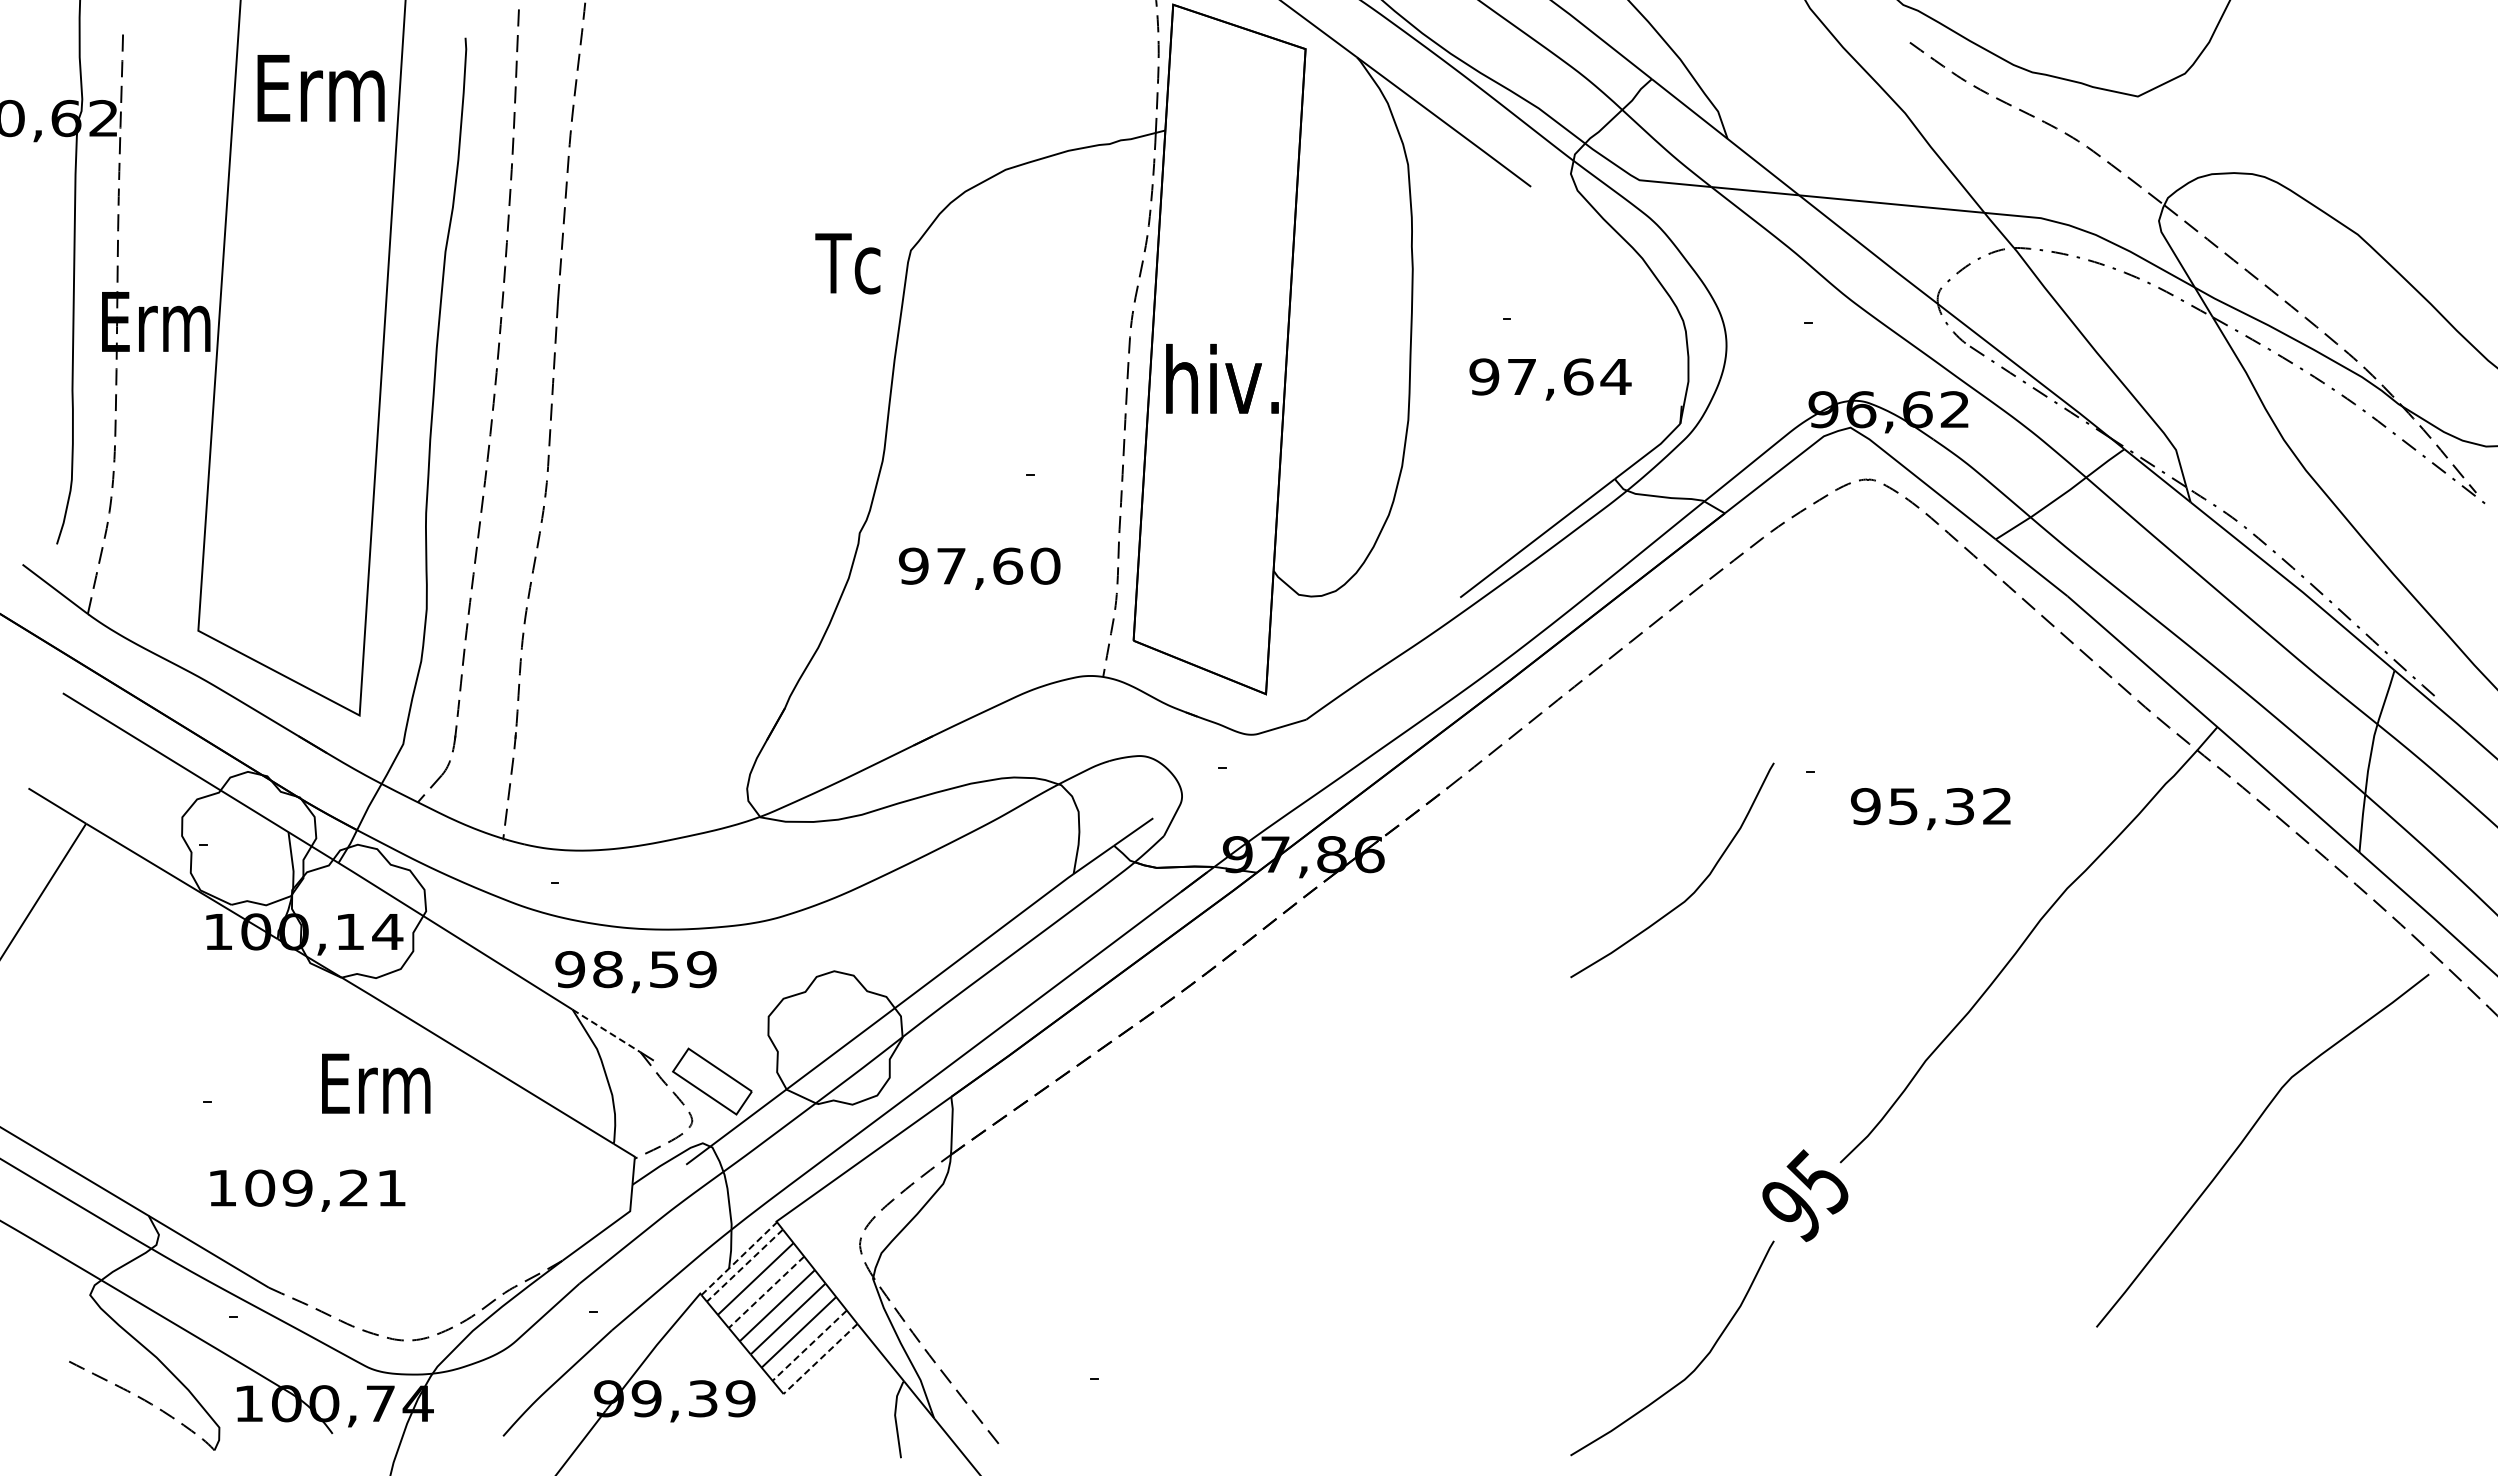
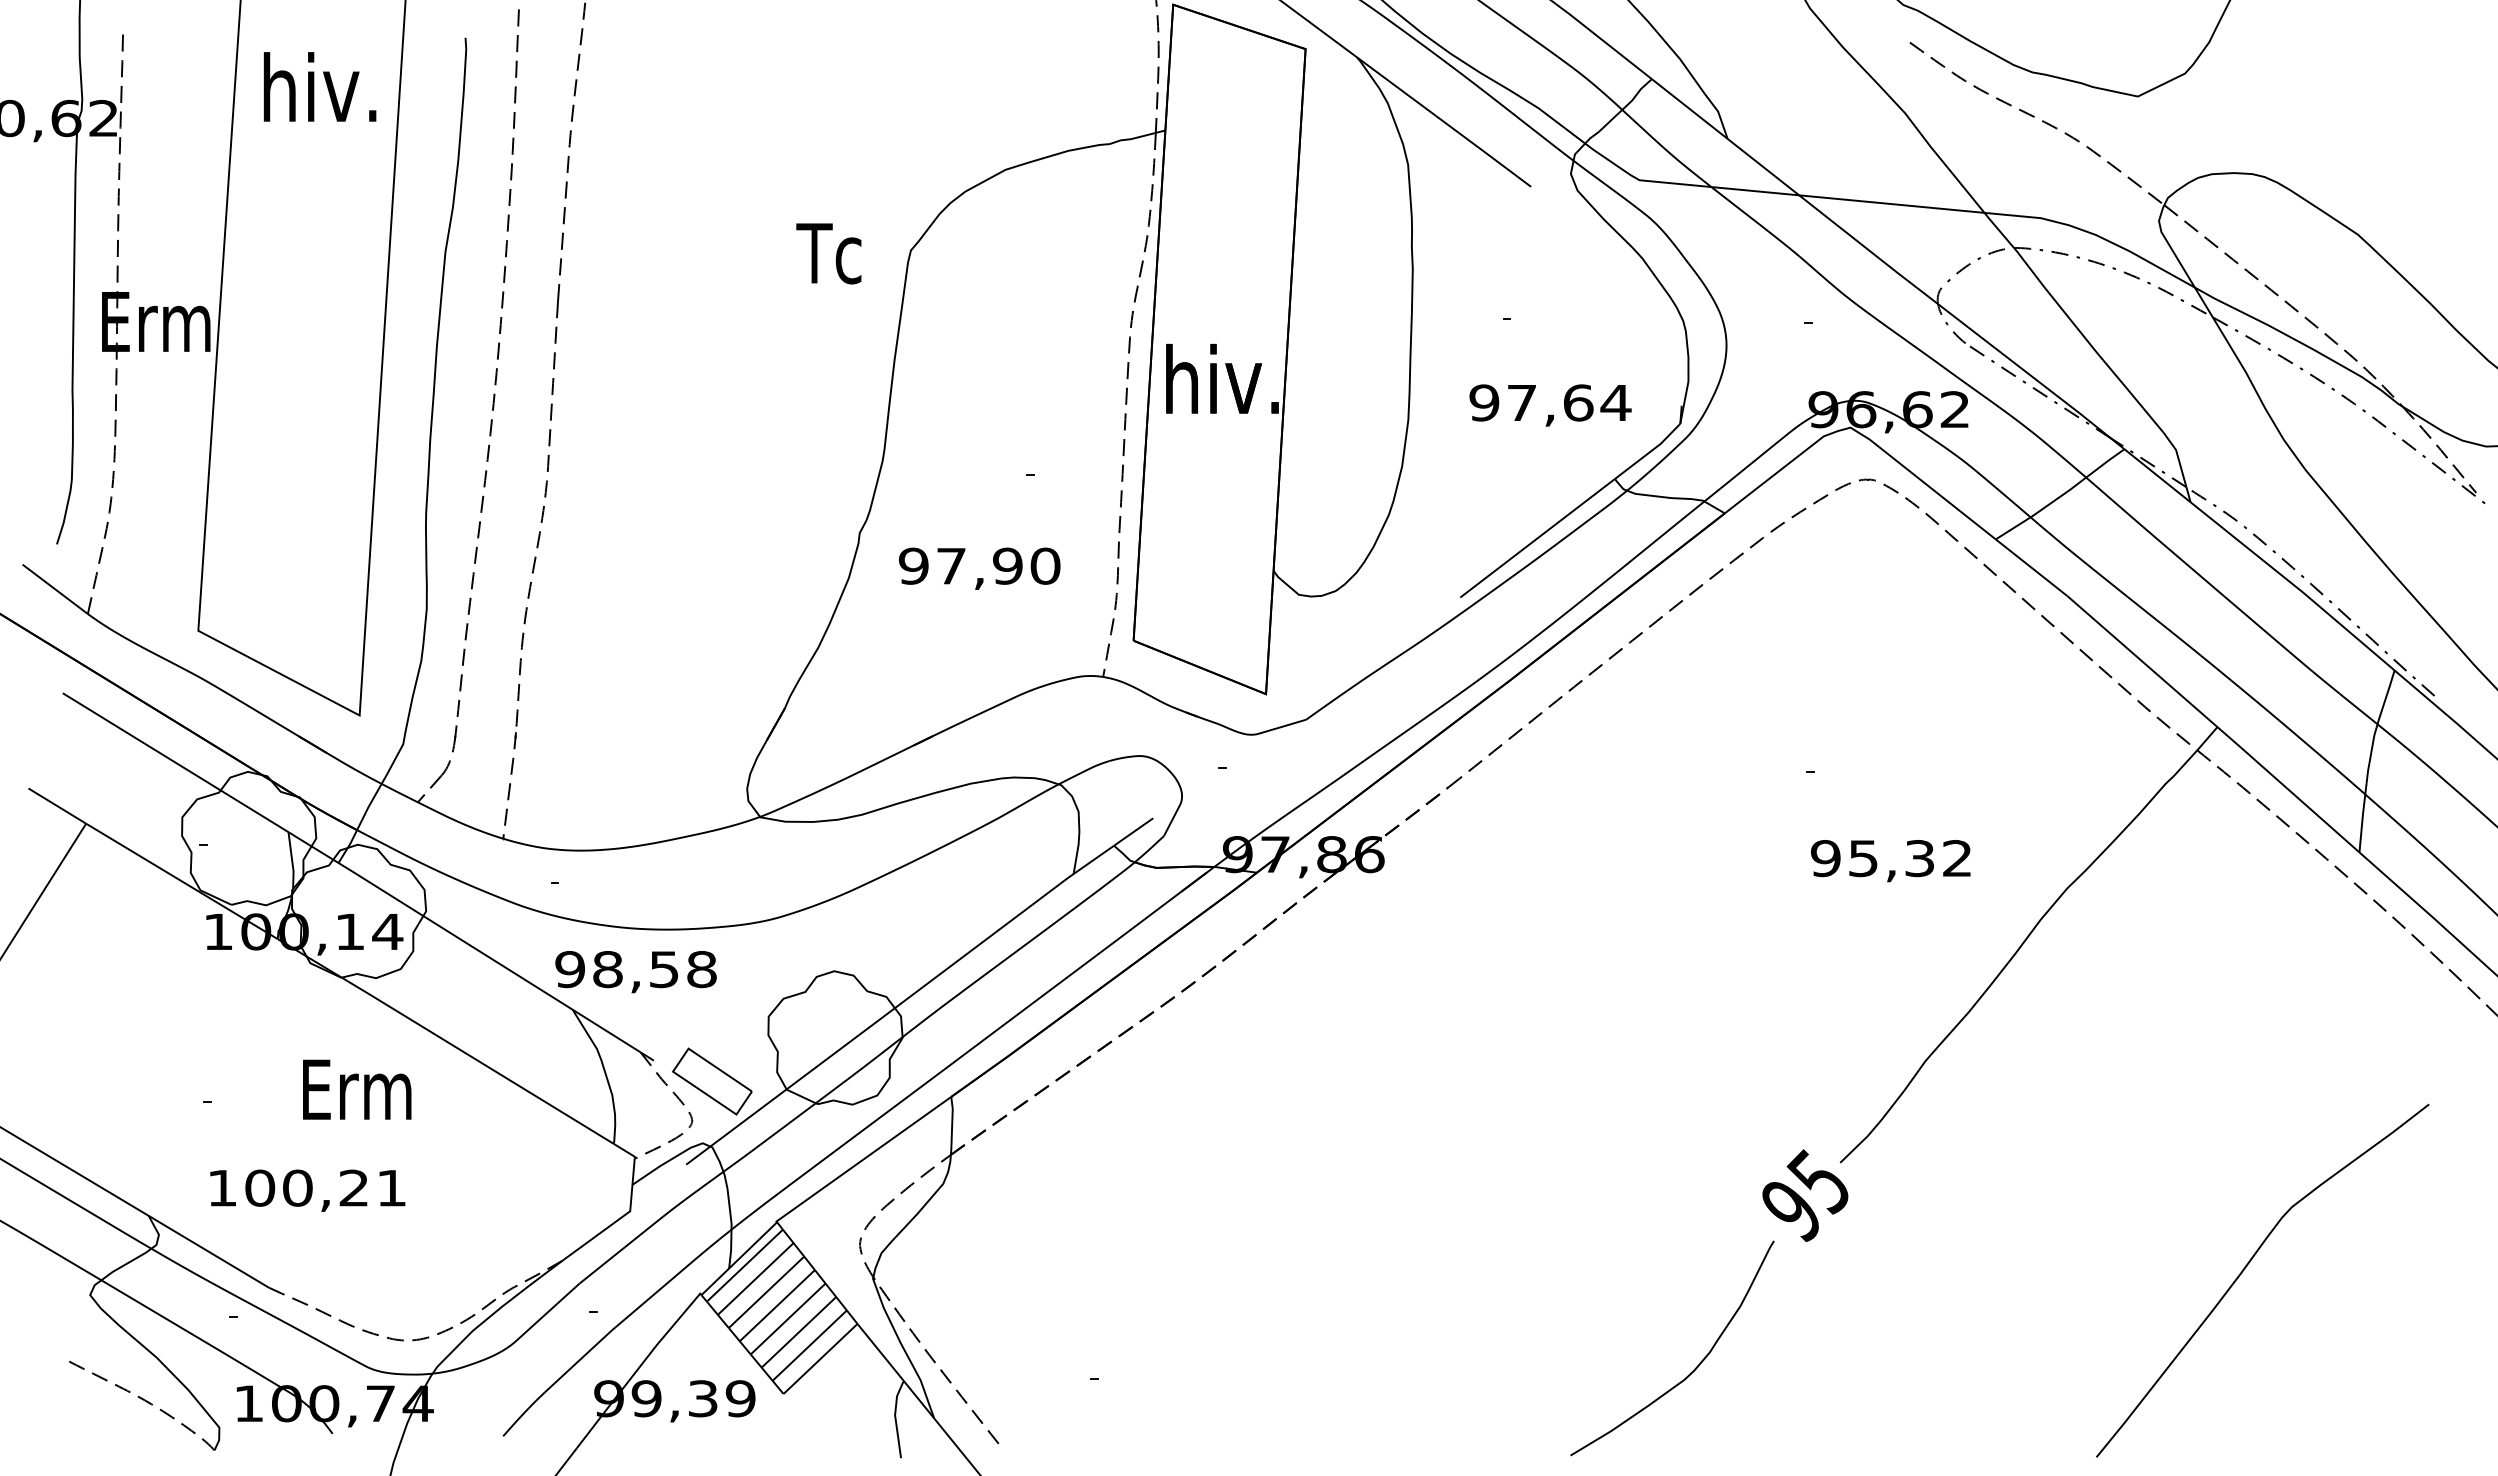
text: Erm -> hiv. (320, 86)
text position: (847, 263) -> (828, 253) (828, 253)
text position: (1550, 379) -> (1550, 405) (1550, 405)
text: 97,60 -> 97,90 (1008, 565)
text position: (1930, 809) -> (1890, 861) (1890, 861)
curve: present -> none (1694, 890)
text: 98,59 -> 98,58 (701, 969)
line: dashed -> solid (607, 1031)
text position: (376, 1083) -> (357, 1089) (357, 1089)
curve position: (2247, 1136) -> (2247, 1266) (2247, 1266)
text: 109,21 -> 100,21 (297, 1187)
line: dashed -> solid (739, 1258)
line: dashed -> solid (744, 1266)
line: dashed -> solid (766, 1292)
line: dashed -> solid (809, 1345)
line: dashed -> solid (820, 1358)
